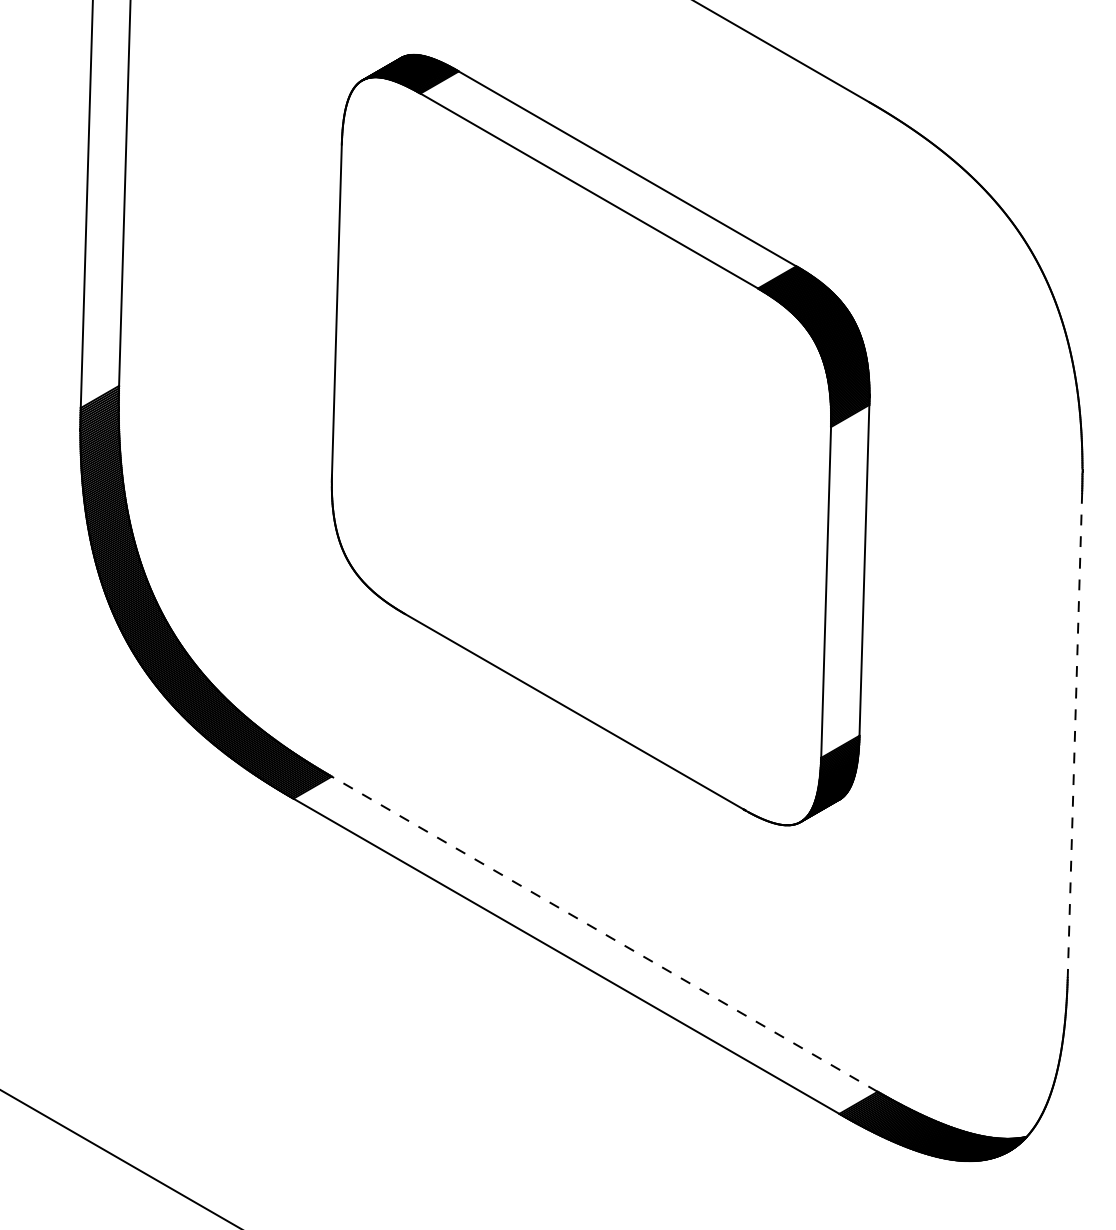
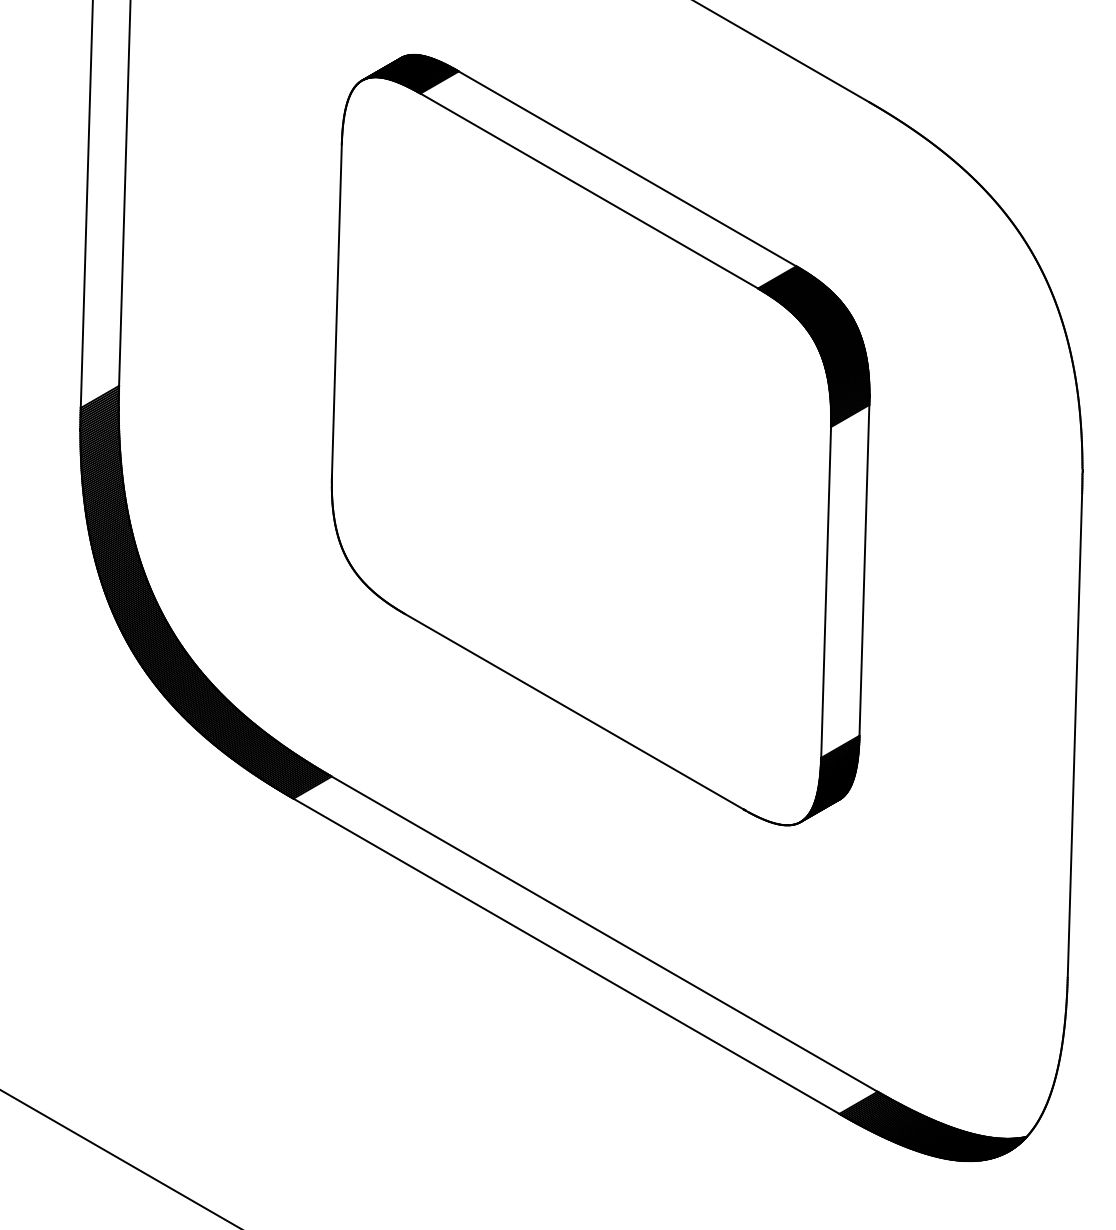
line: dashed -> solid (1074, 735)
line: dashed -> solid (604, 933)
